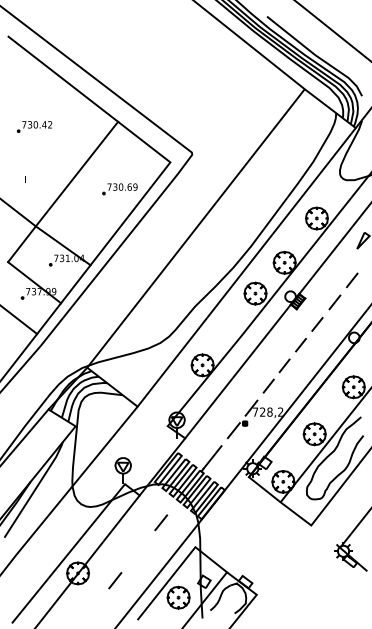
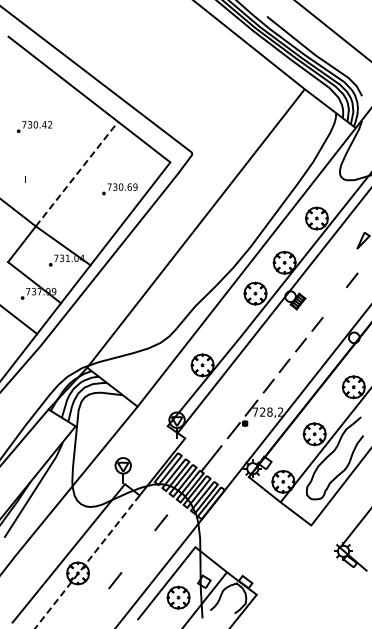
line: solid -> dashed (77, 174)
line: present -> none (334, 302)
line position: (276, 322) -> (273, 311) (273, 311)
line: solid -> dashed (87, 562)
